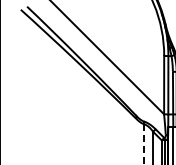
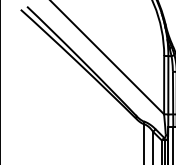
line: dashed -> solid (144, 144)
